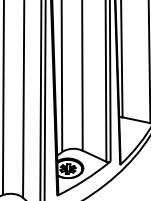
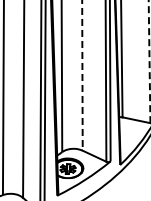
line: solid -> dashed (149, 61)
line: solid -> dashed (82, 75)
